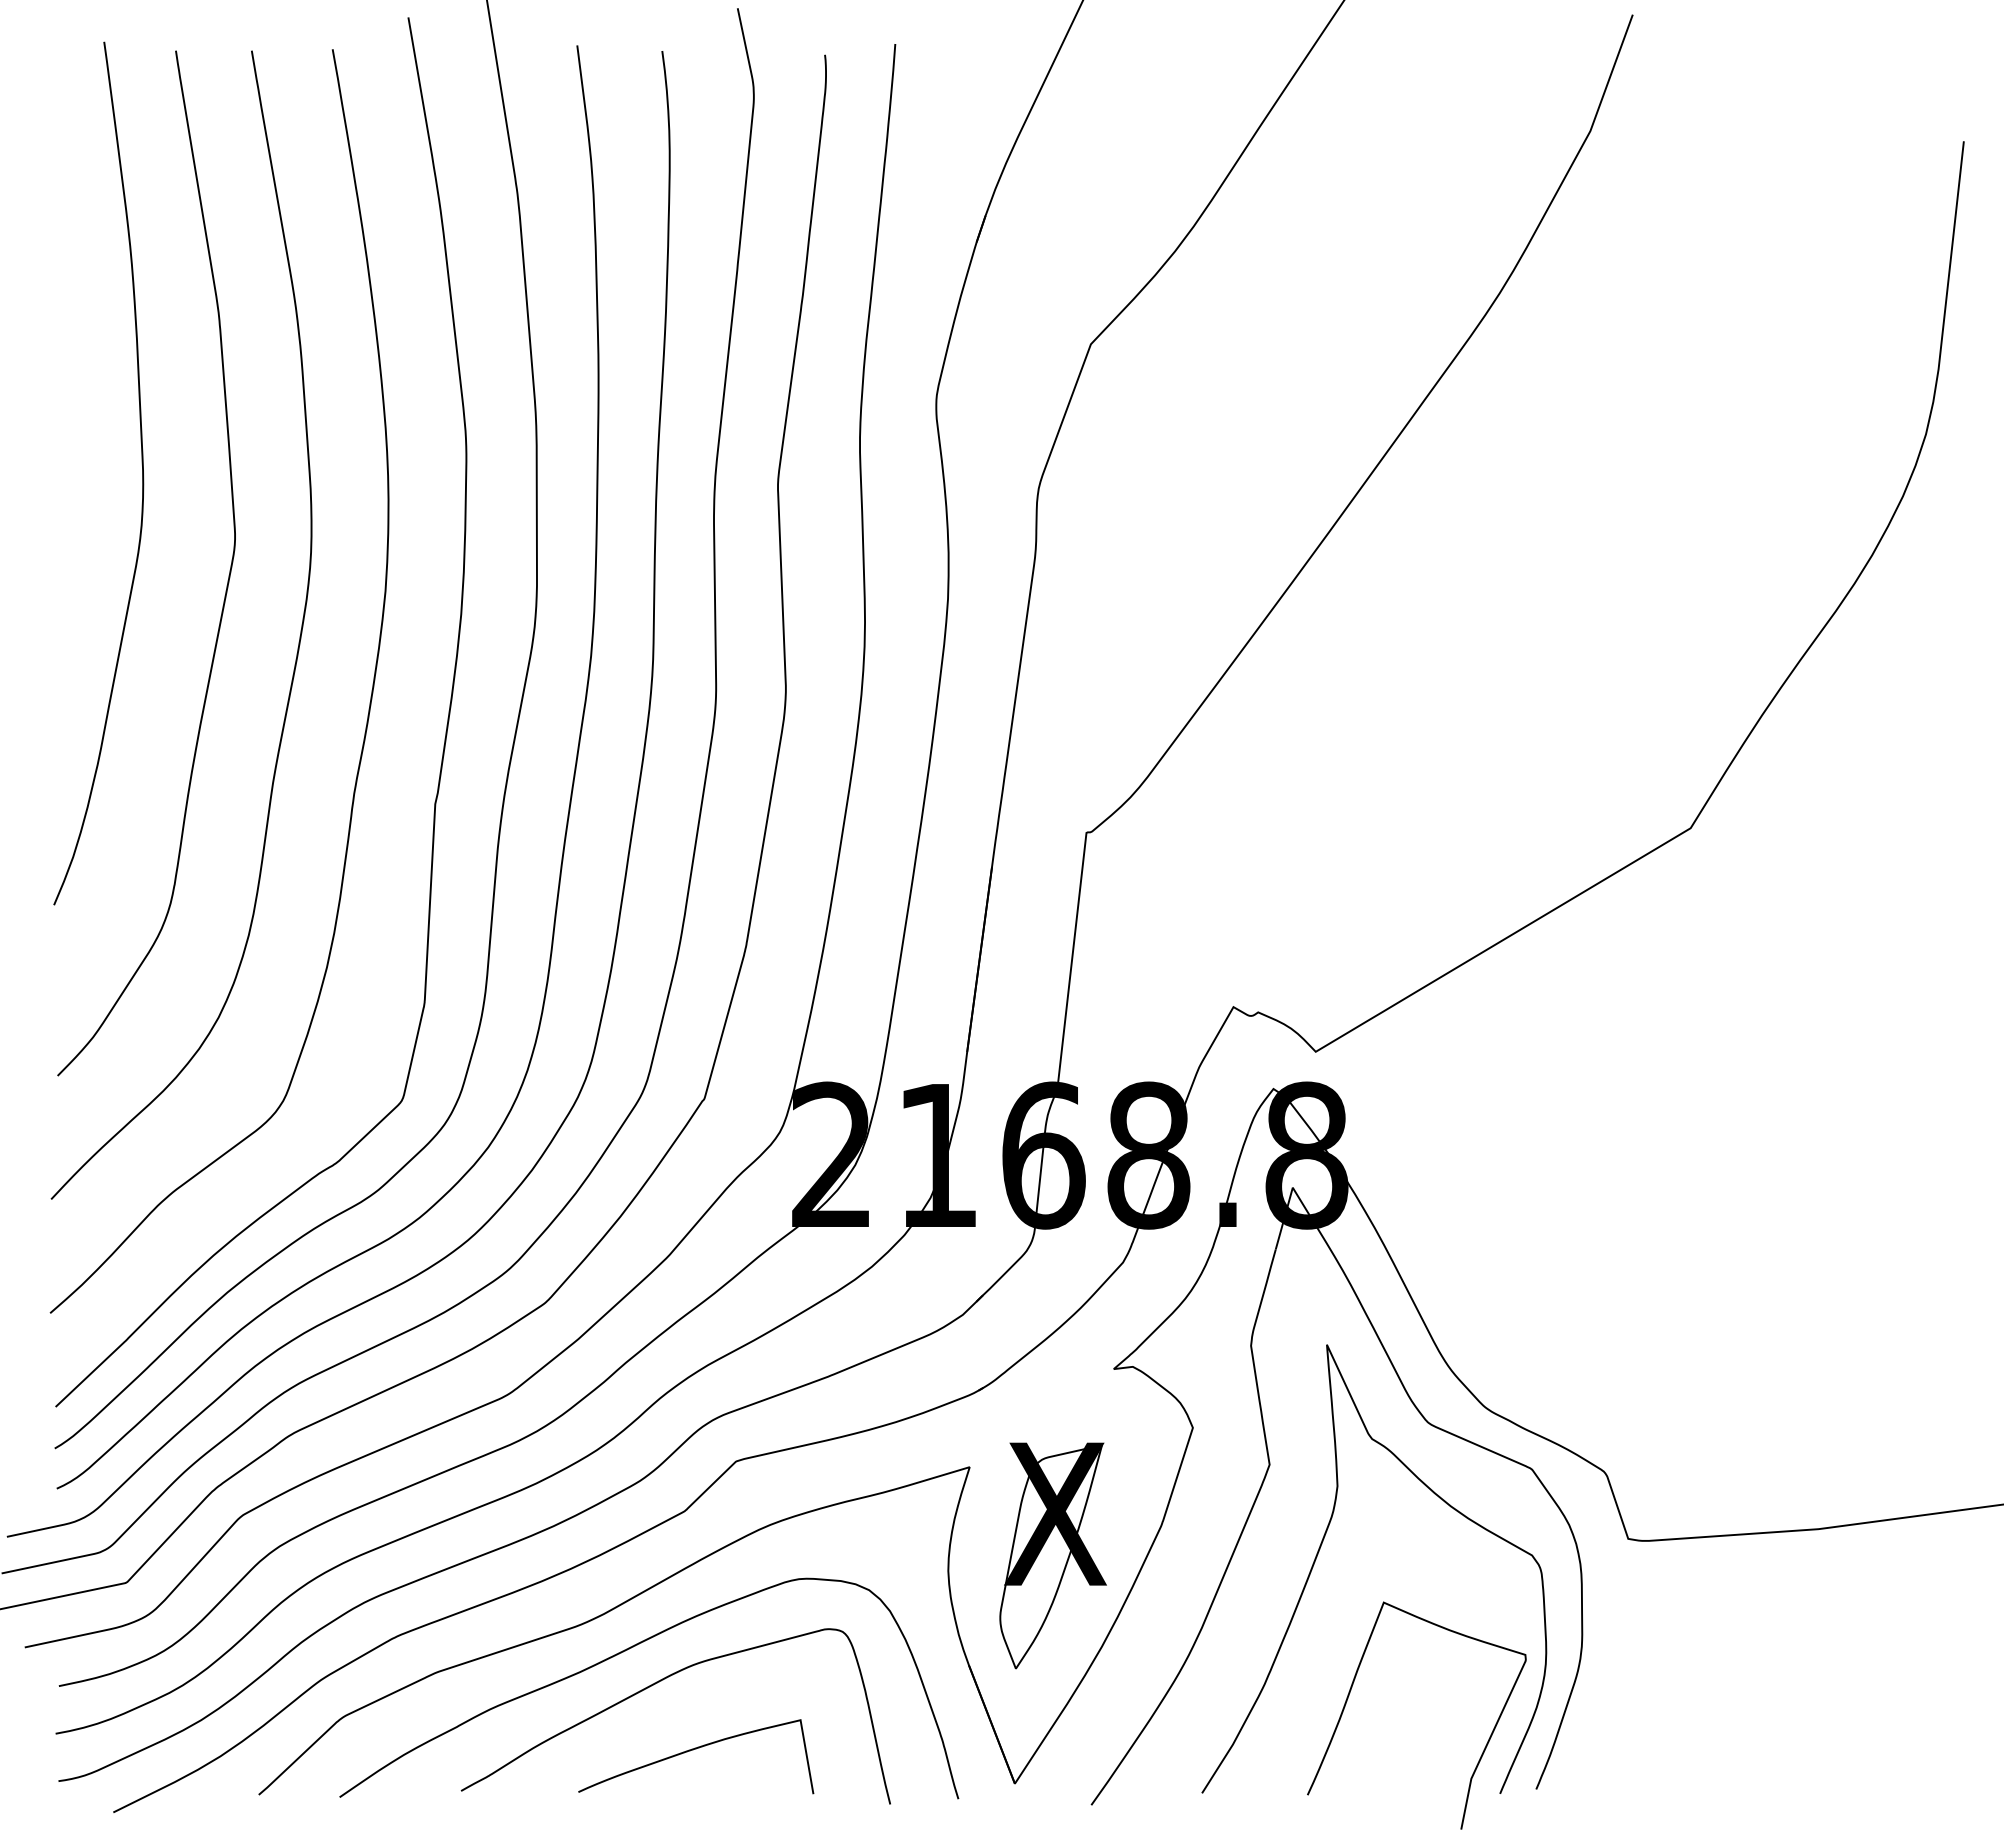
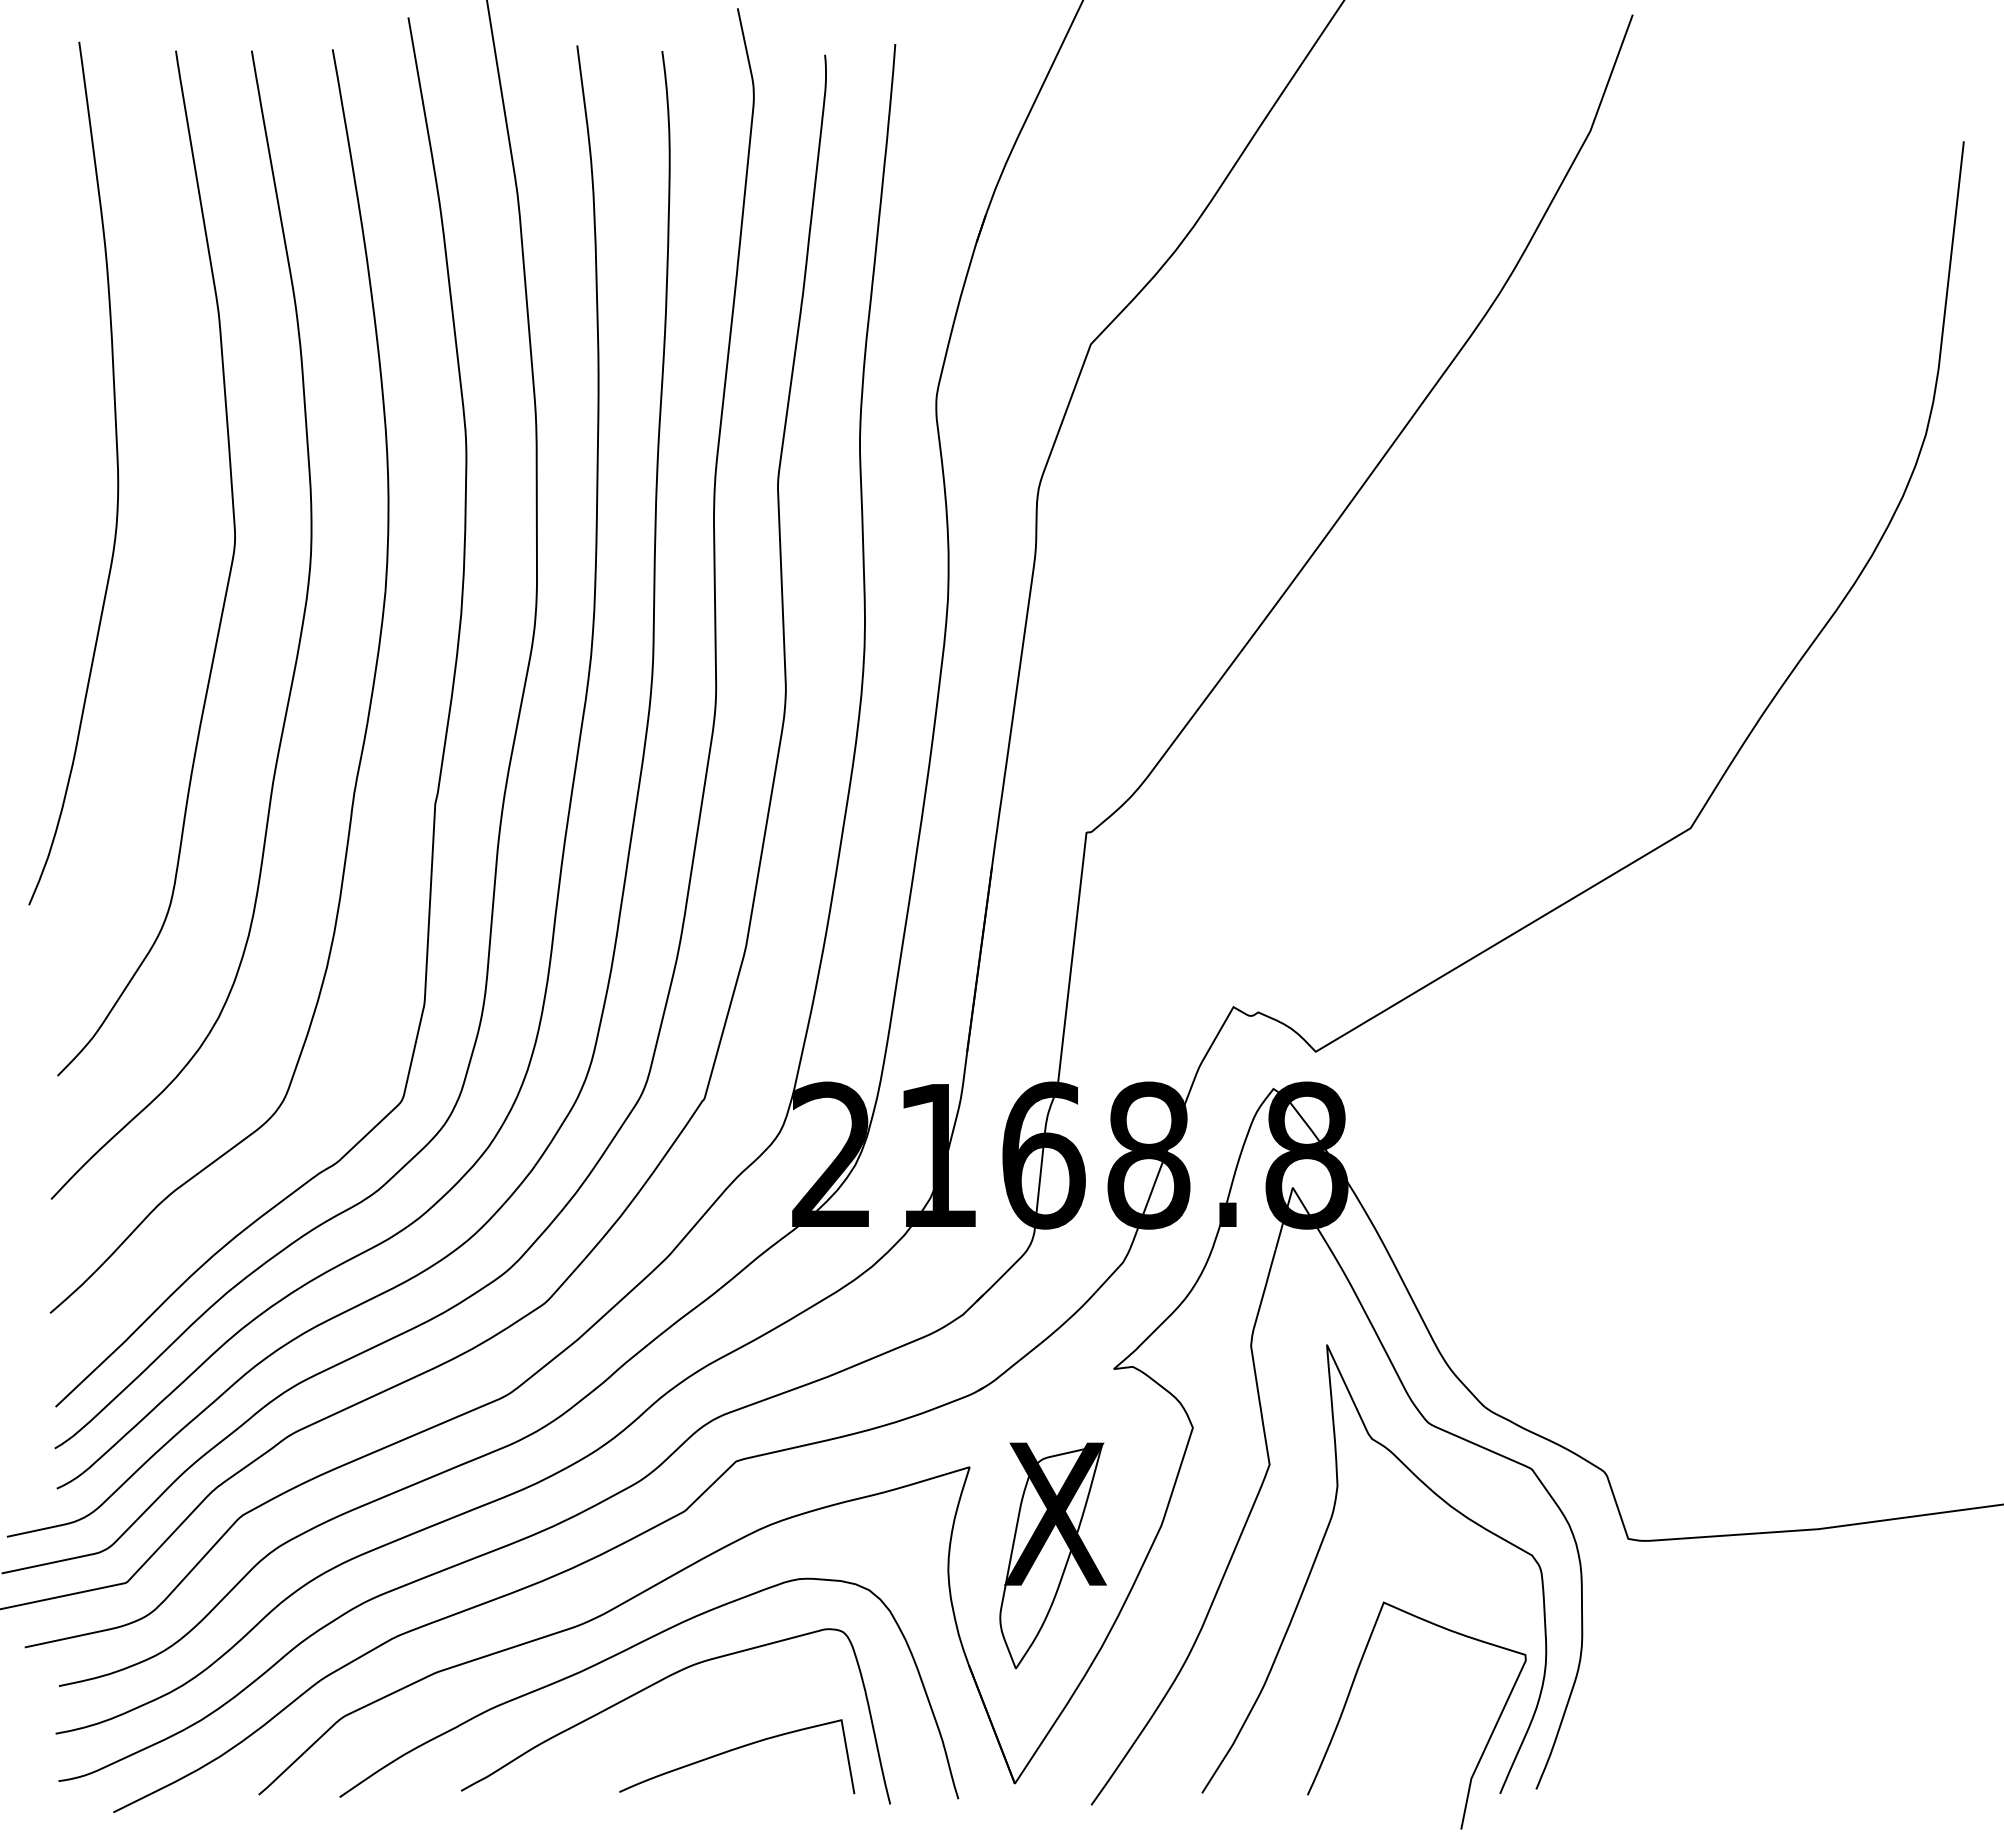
curve position: (141, 464) -> (116, 464) (116, 464)
curve position: (693, 1750) -> (734, 1750) (734, 1750)
